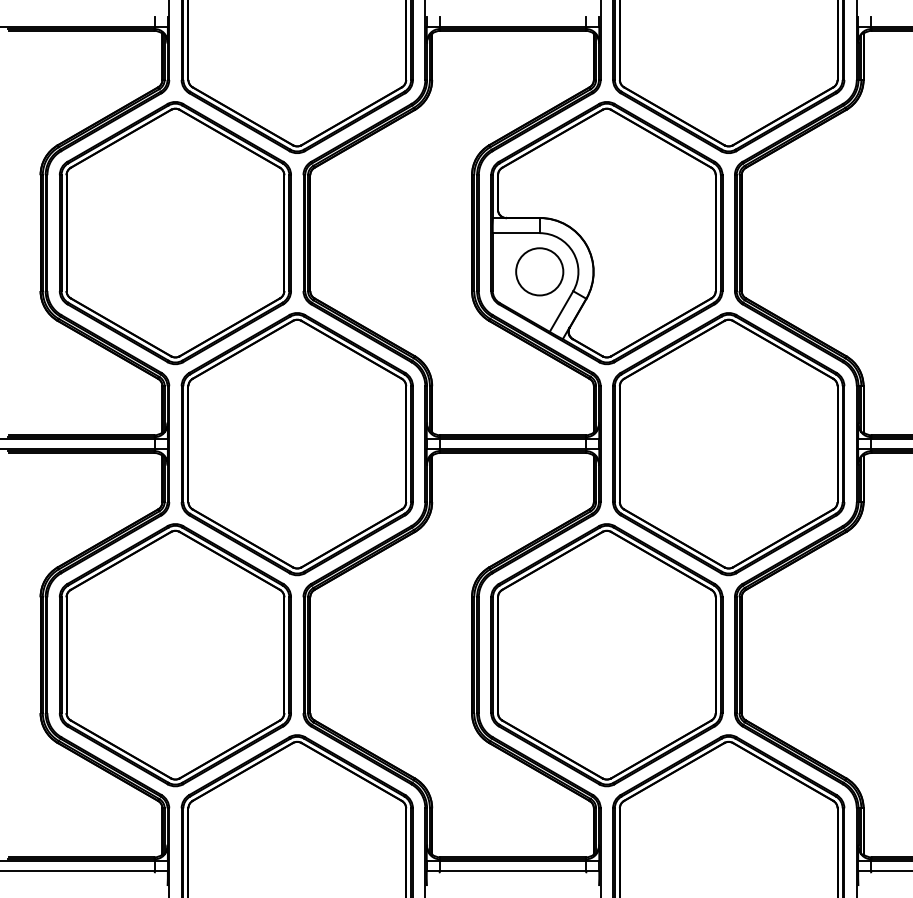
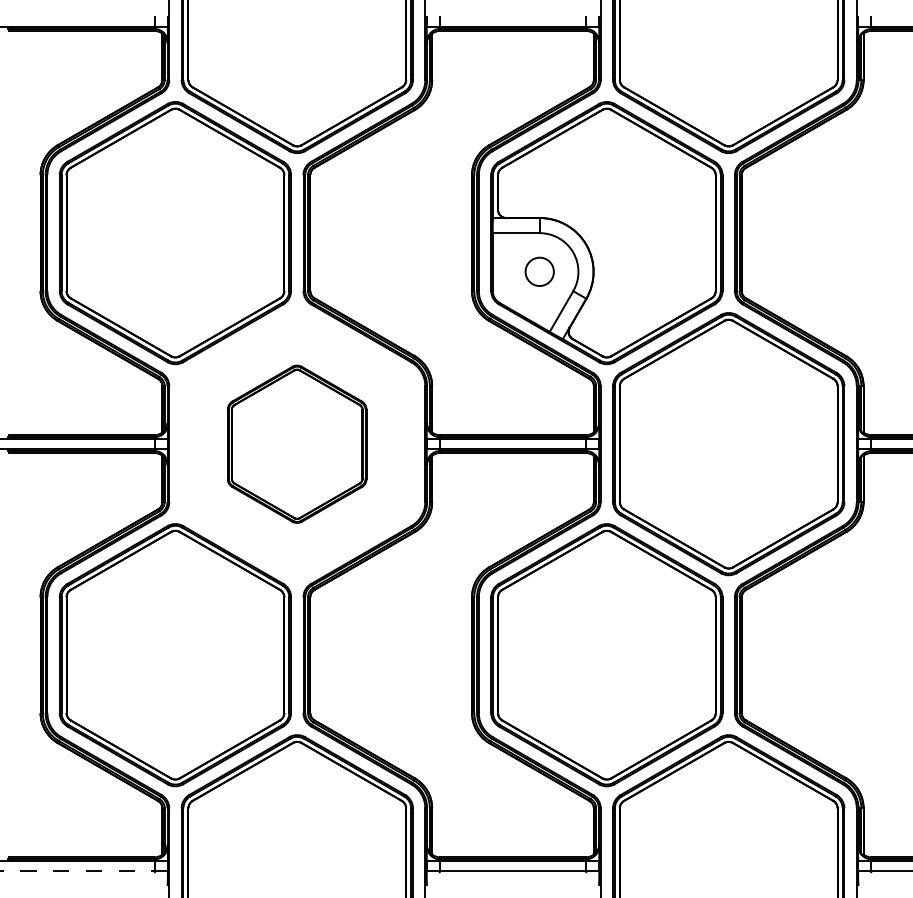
circle diameter: 47 px -> 28 px (539, 271)
part size: 234x265 px -> 142x160 px (296, 443)
line: solid -> dashed (84, 871)
